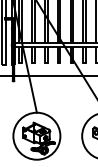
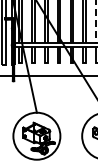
line: solid -> dashed (96, 22)
